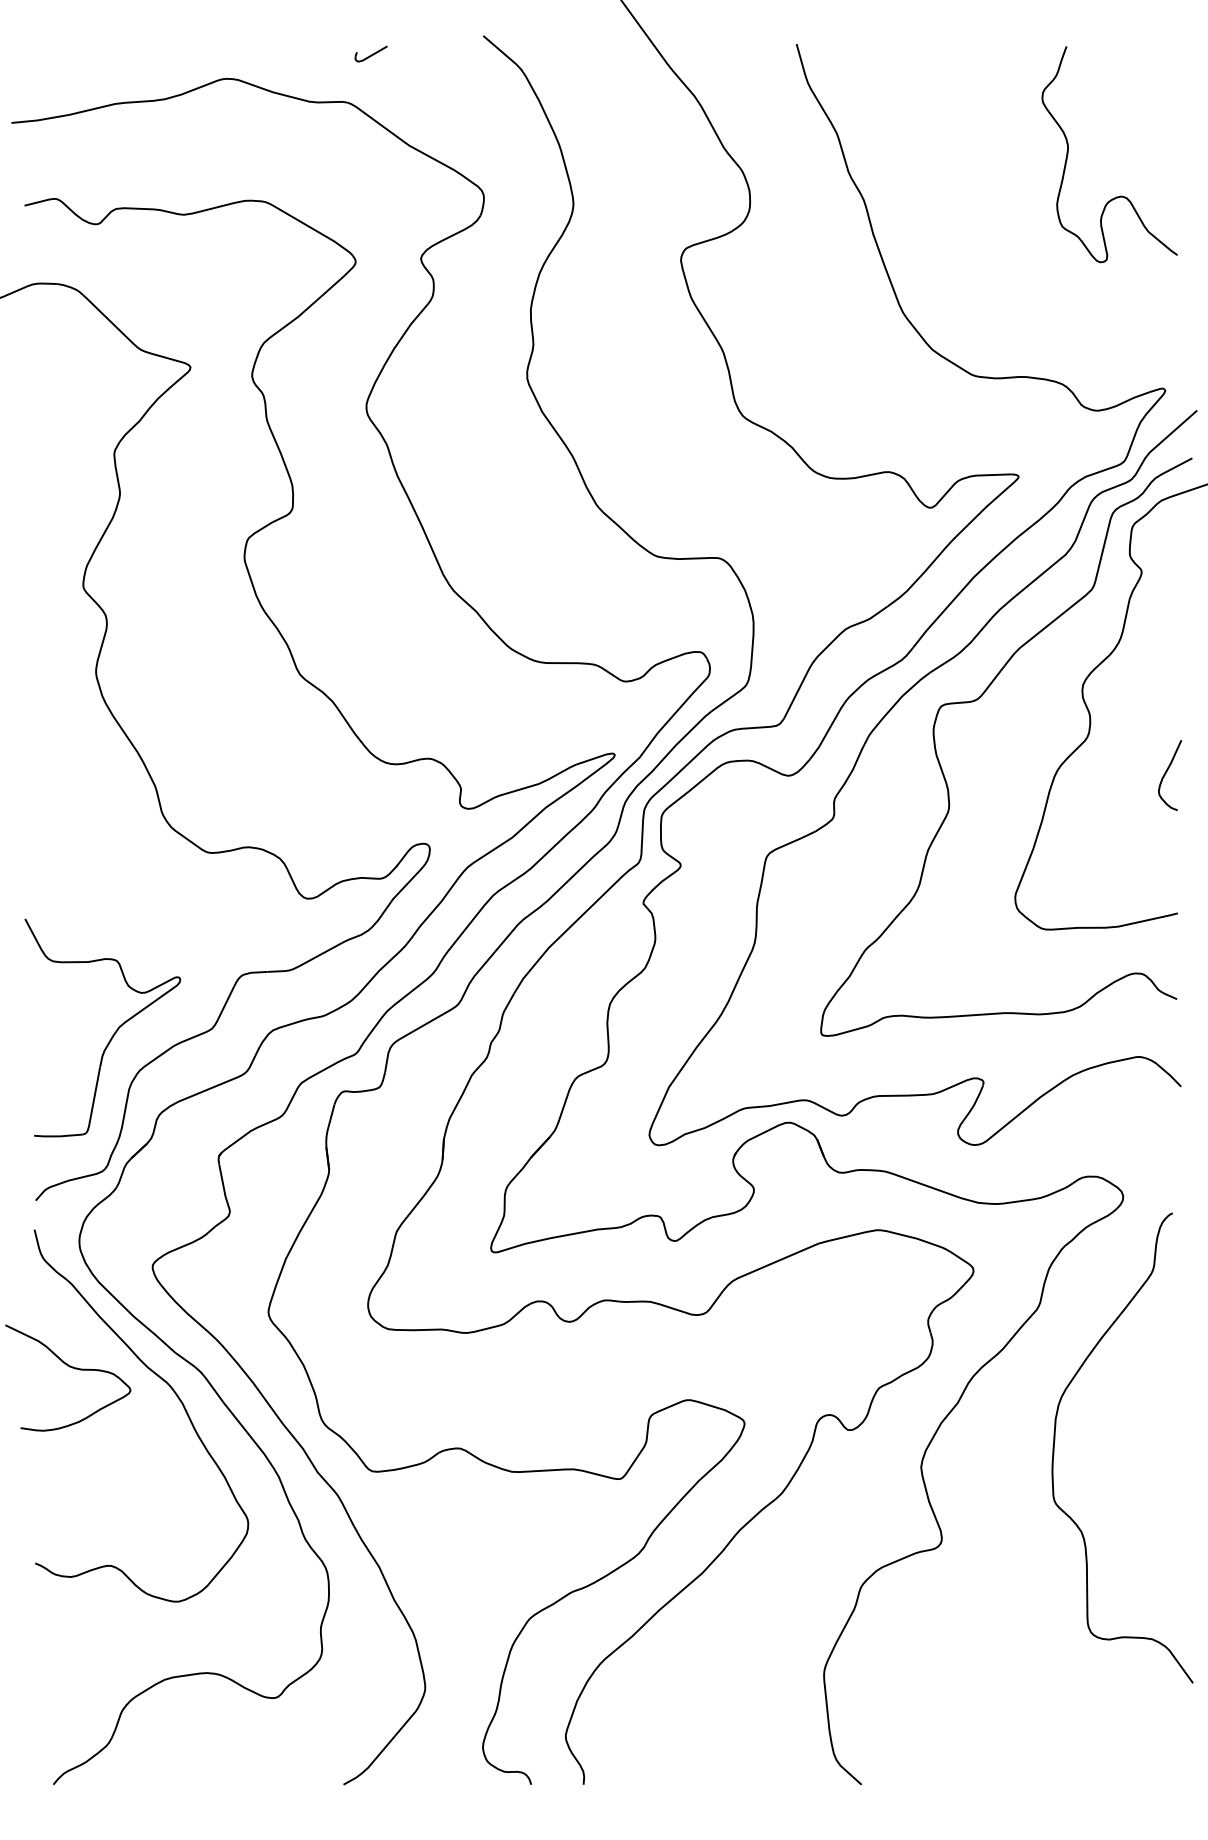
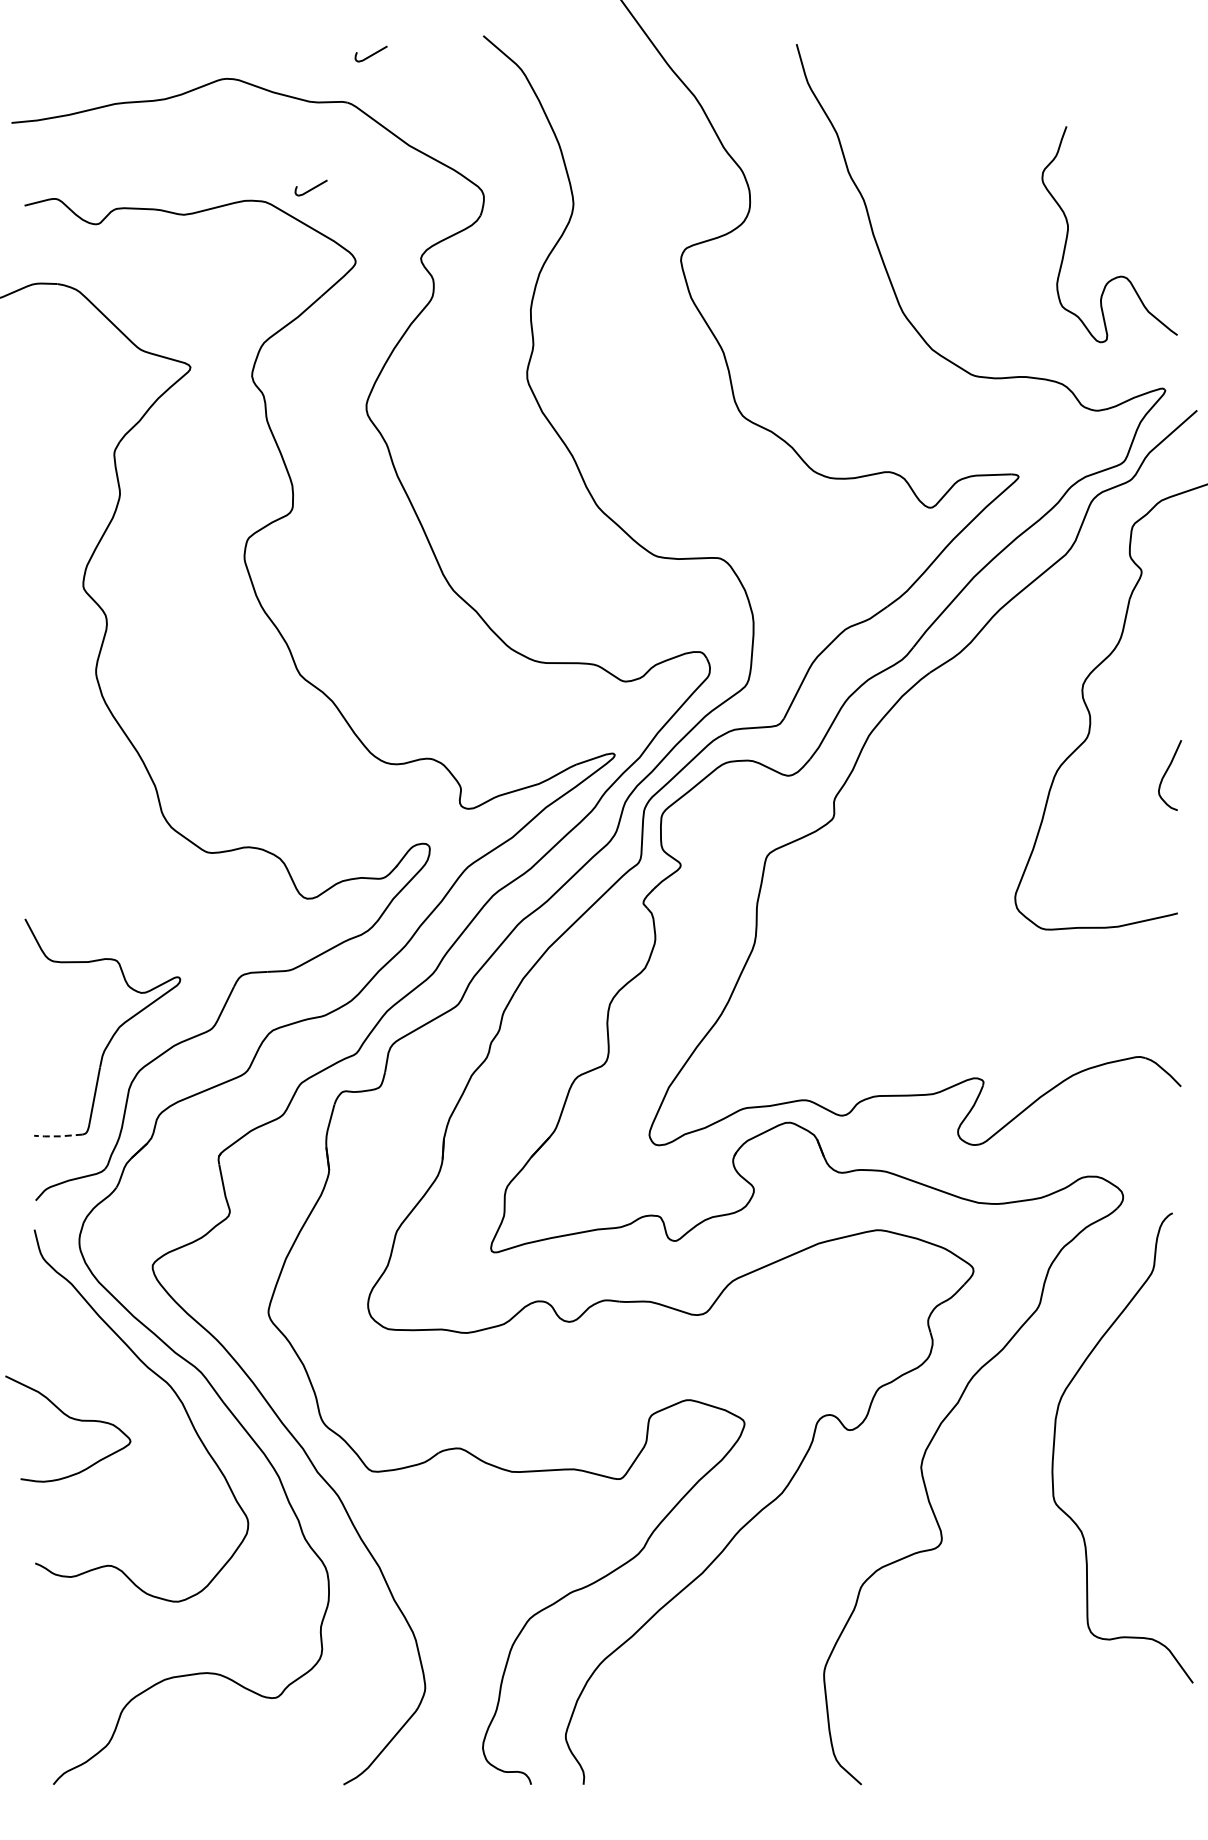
curve position: (1068, 154) -> (1068, 234) (1068, 234)
curve: none -> present (311, 188)
part: present -> none (977, 700)
line: solid -> dashed (57, 1136)
curve position: (72, 1368) -> (72, 1419) (72, 1419)
